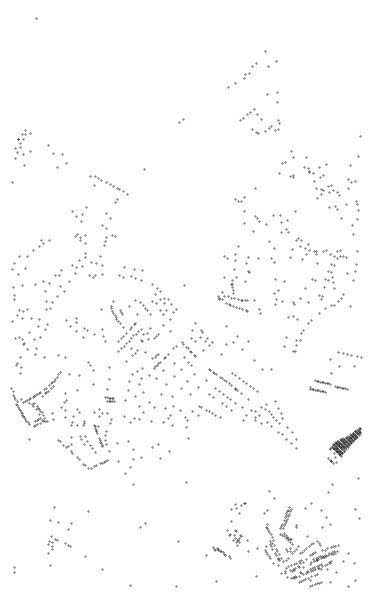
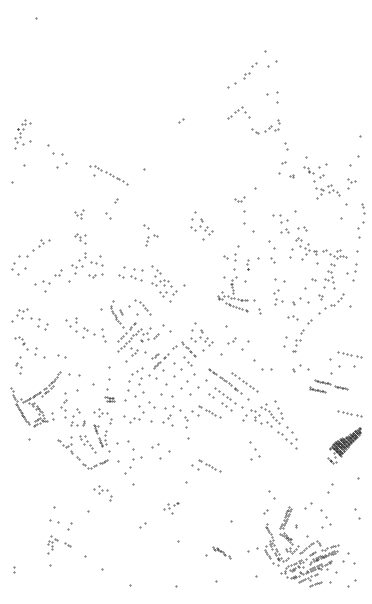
part position: (250, 114) -> (238, 112) (238, 112)
part position: (22, 144) -> (22, 134) (22, 134)
part position: (292, 154) -> (286, 146) (286, 146)
part position: (108, 185) -> (108, 175) (108, 175)
part position: (333, 207) -> (302, 228) (302, 228)
part size: 17x17 px -> 11x11 px (79, 214)
part position: (355, 217) -> (361, 220) (361, 220)
part: present -> none (260, 220)
part: none -> present (201, 225)
part position: (108, 235) -> (150, 235) (150, 235)
part size: 6x18 px -> 4x12 px (247, 264)
part: present -> none (17, 292)
part: present -> none (55, 297)
part position: (164, 301) -> (164, 283) (164, 283)
part: present -> none (34, 335)
part size: 14x11 px -> 10x8 px (231, 340)
part: present -> none (90, 366)
part: none -> present (300, 368)
part: none -> present (349, 413)
part: none -> present (254, 450)
part: none -> present (206, 465)
part: none -> present (102, 493)
part position: (238, 508) -> (171, 508) (171, 508)
part: present -> none (237, 537)
